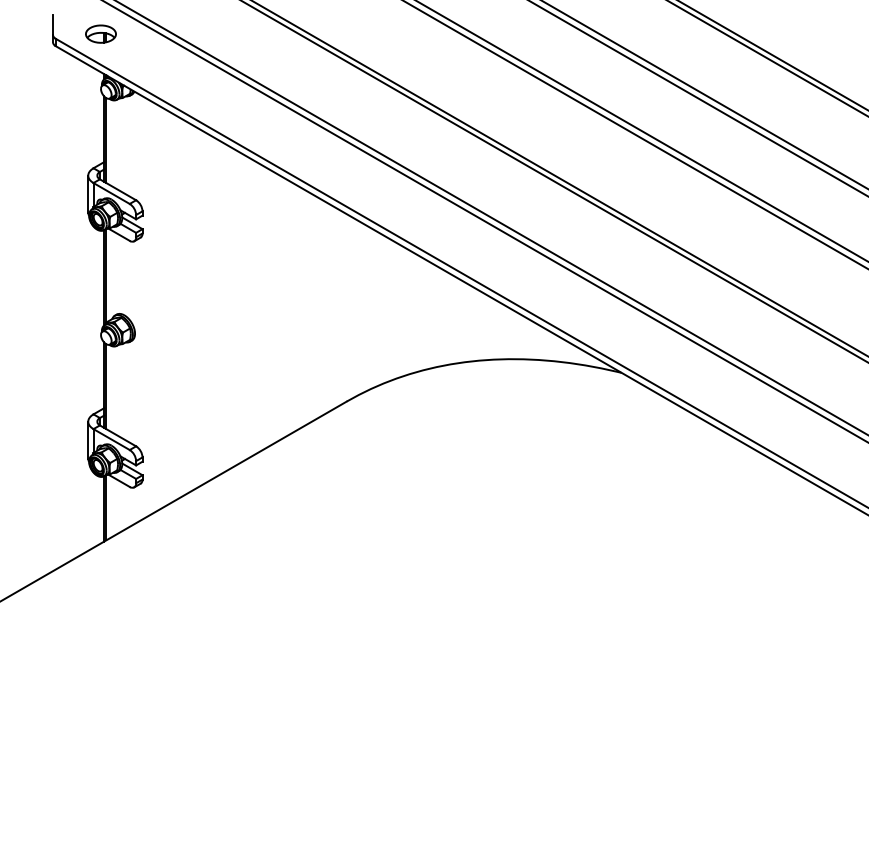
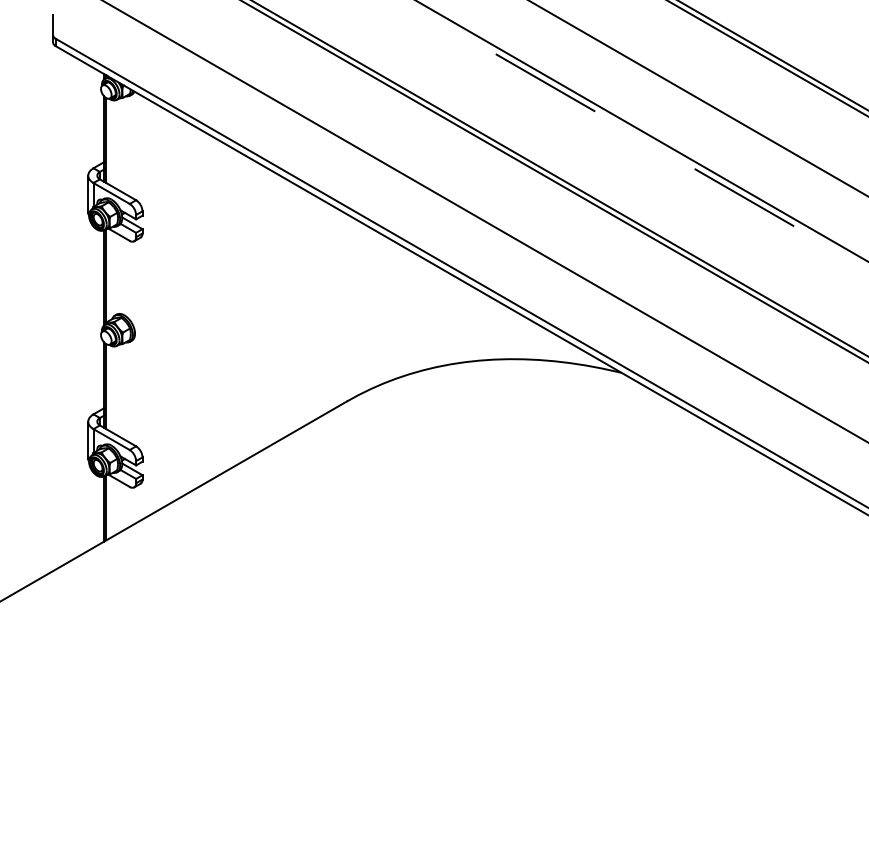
part: present -> none (100, 33)
line: present -> none (704, 94)
line: solid -> dashed (634, 134)
line: present -> none (491, 217)
